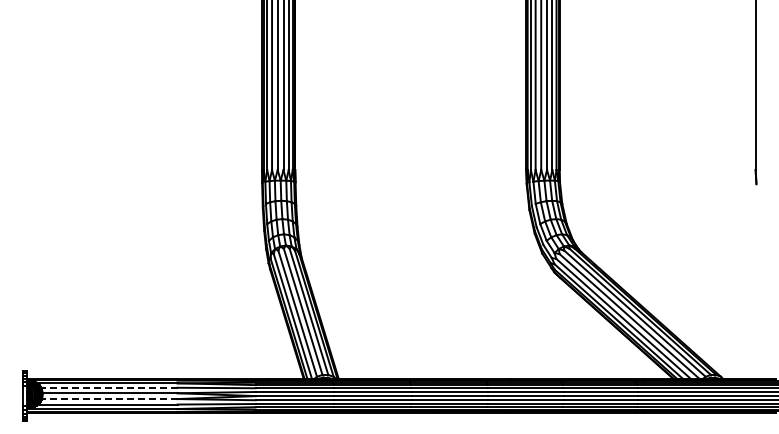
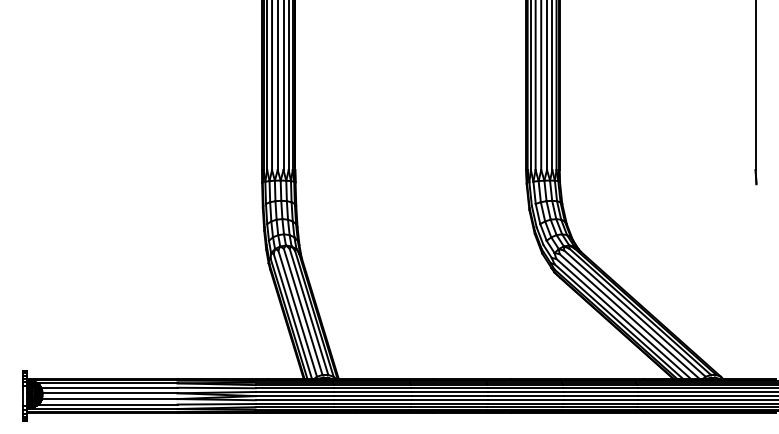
line: dashed -> solid (108, 387)
line: dashed -> solid (109, 399)
